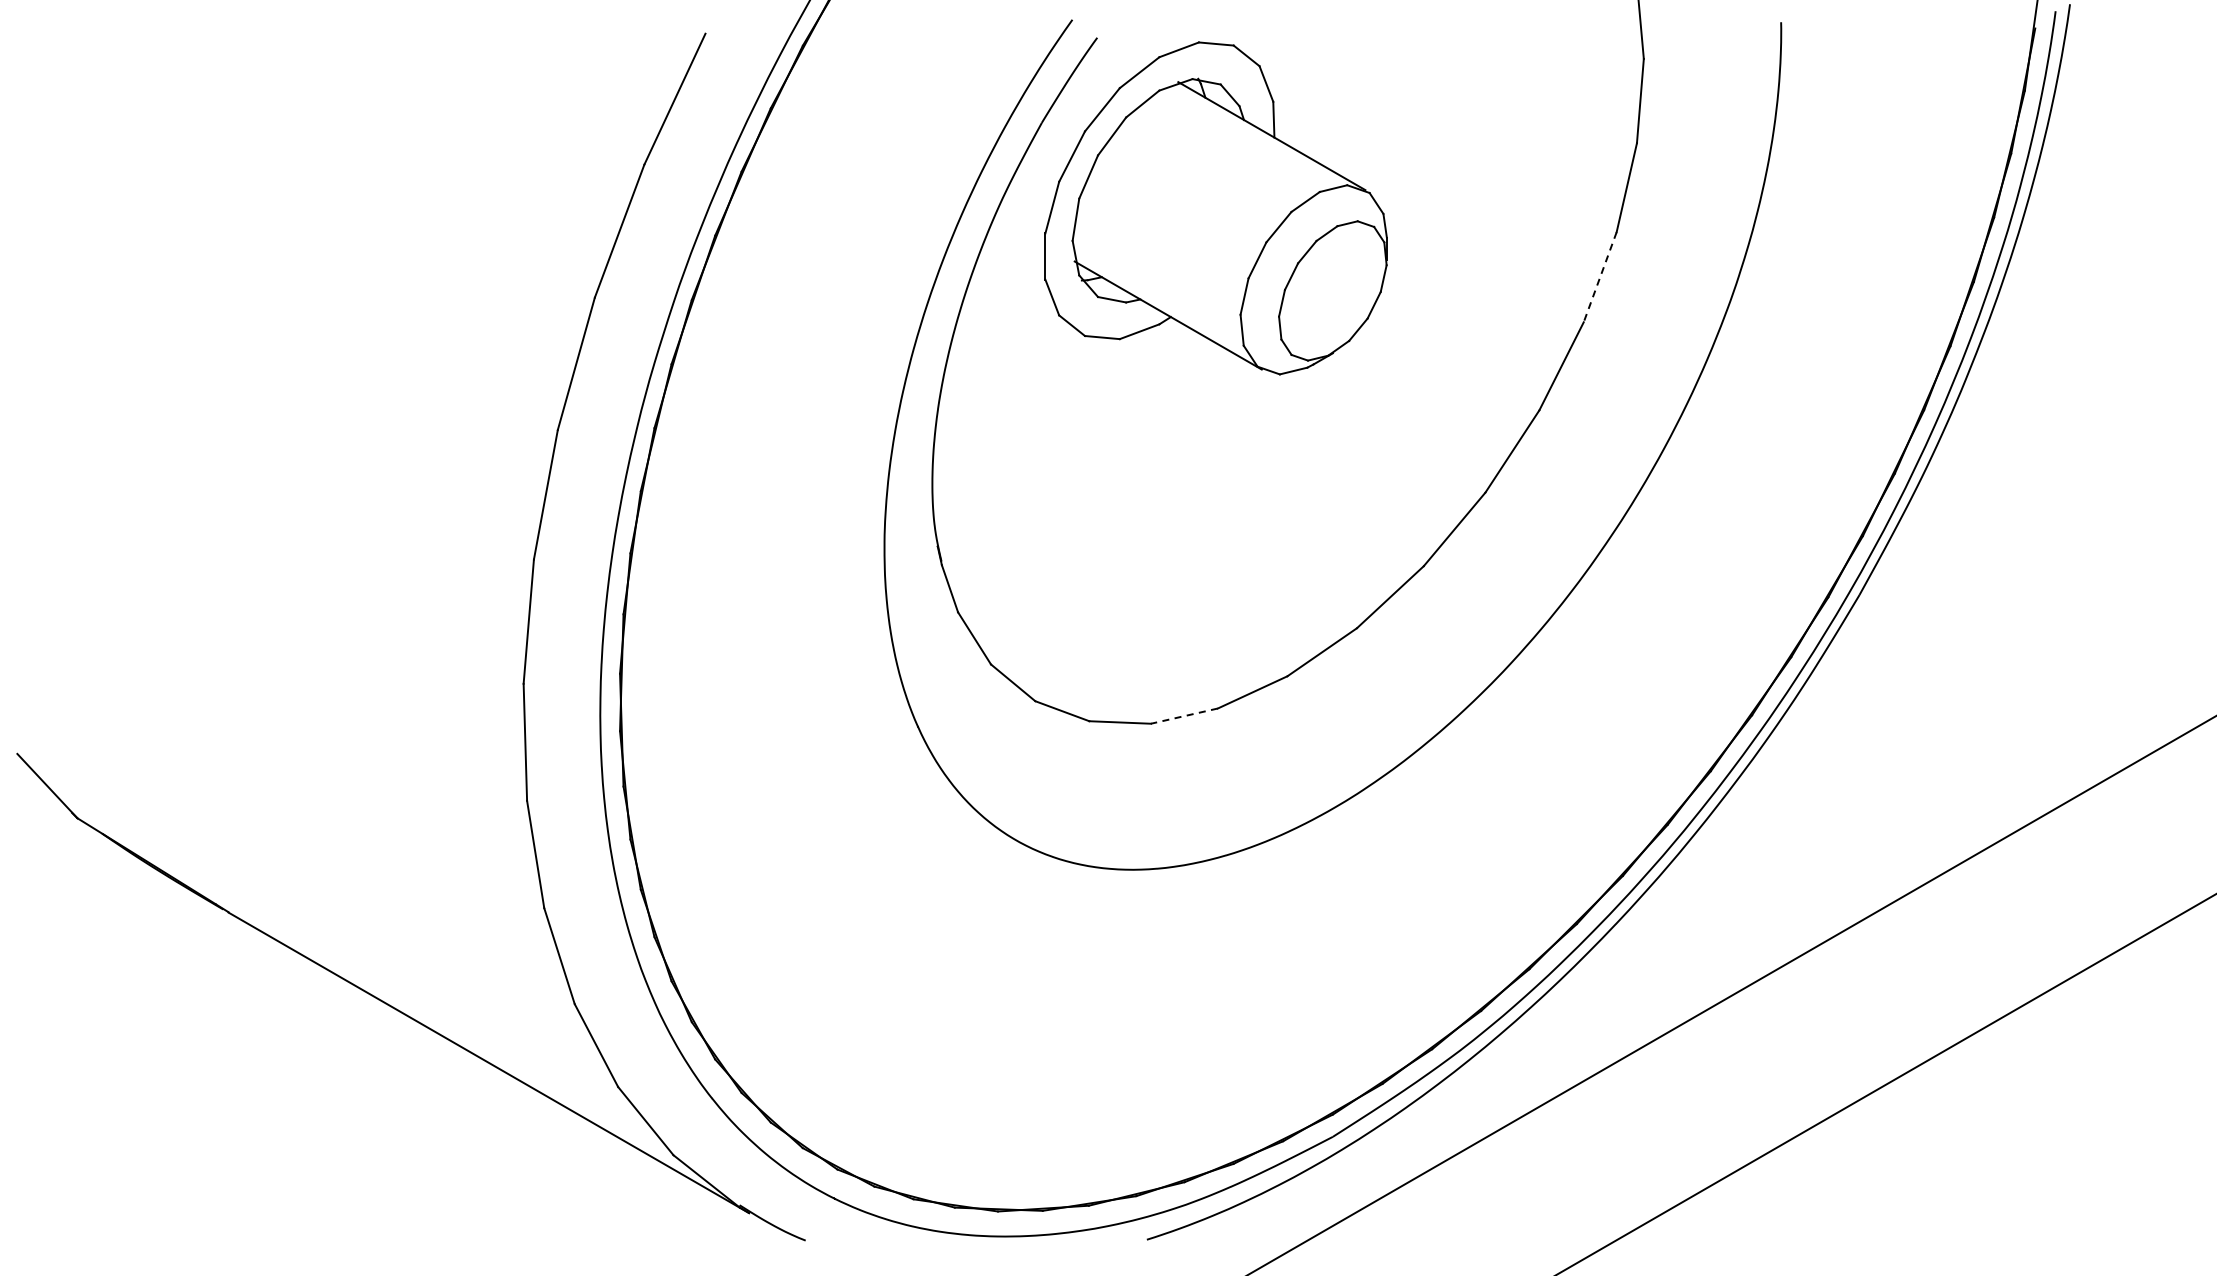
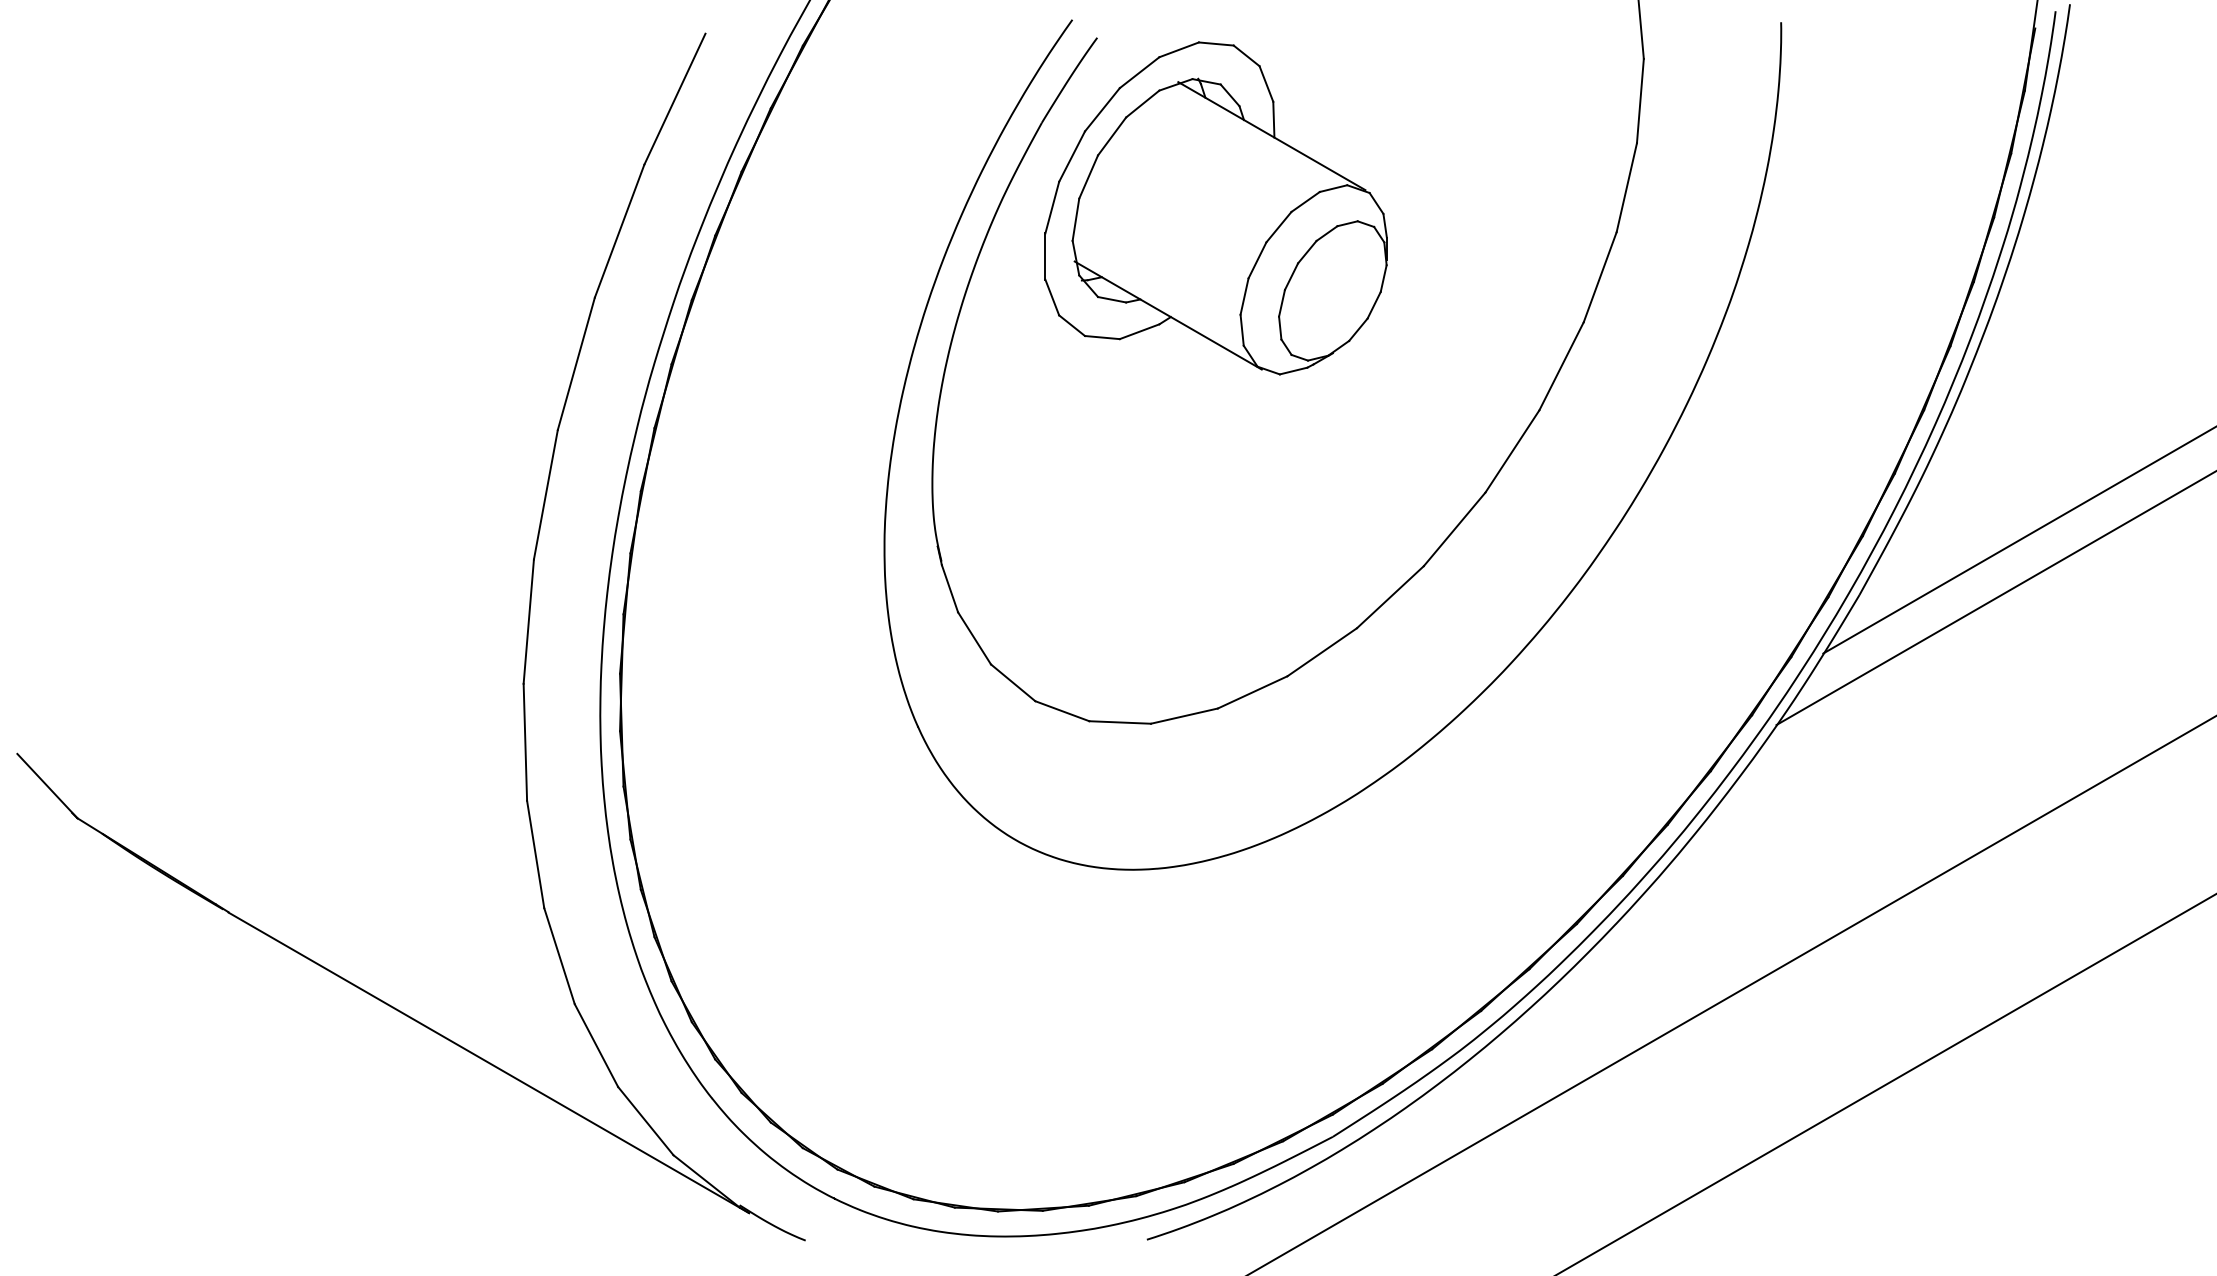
line: dashed -> solid (1600, 277)
line: none -> present (2018, 540)
line: none -> present (1994, 598)
line: dashed -> solid (1183, 716)
